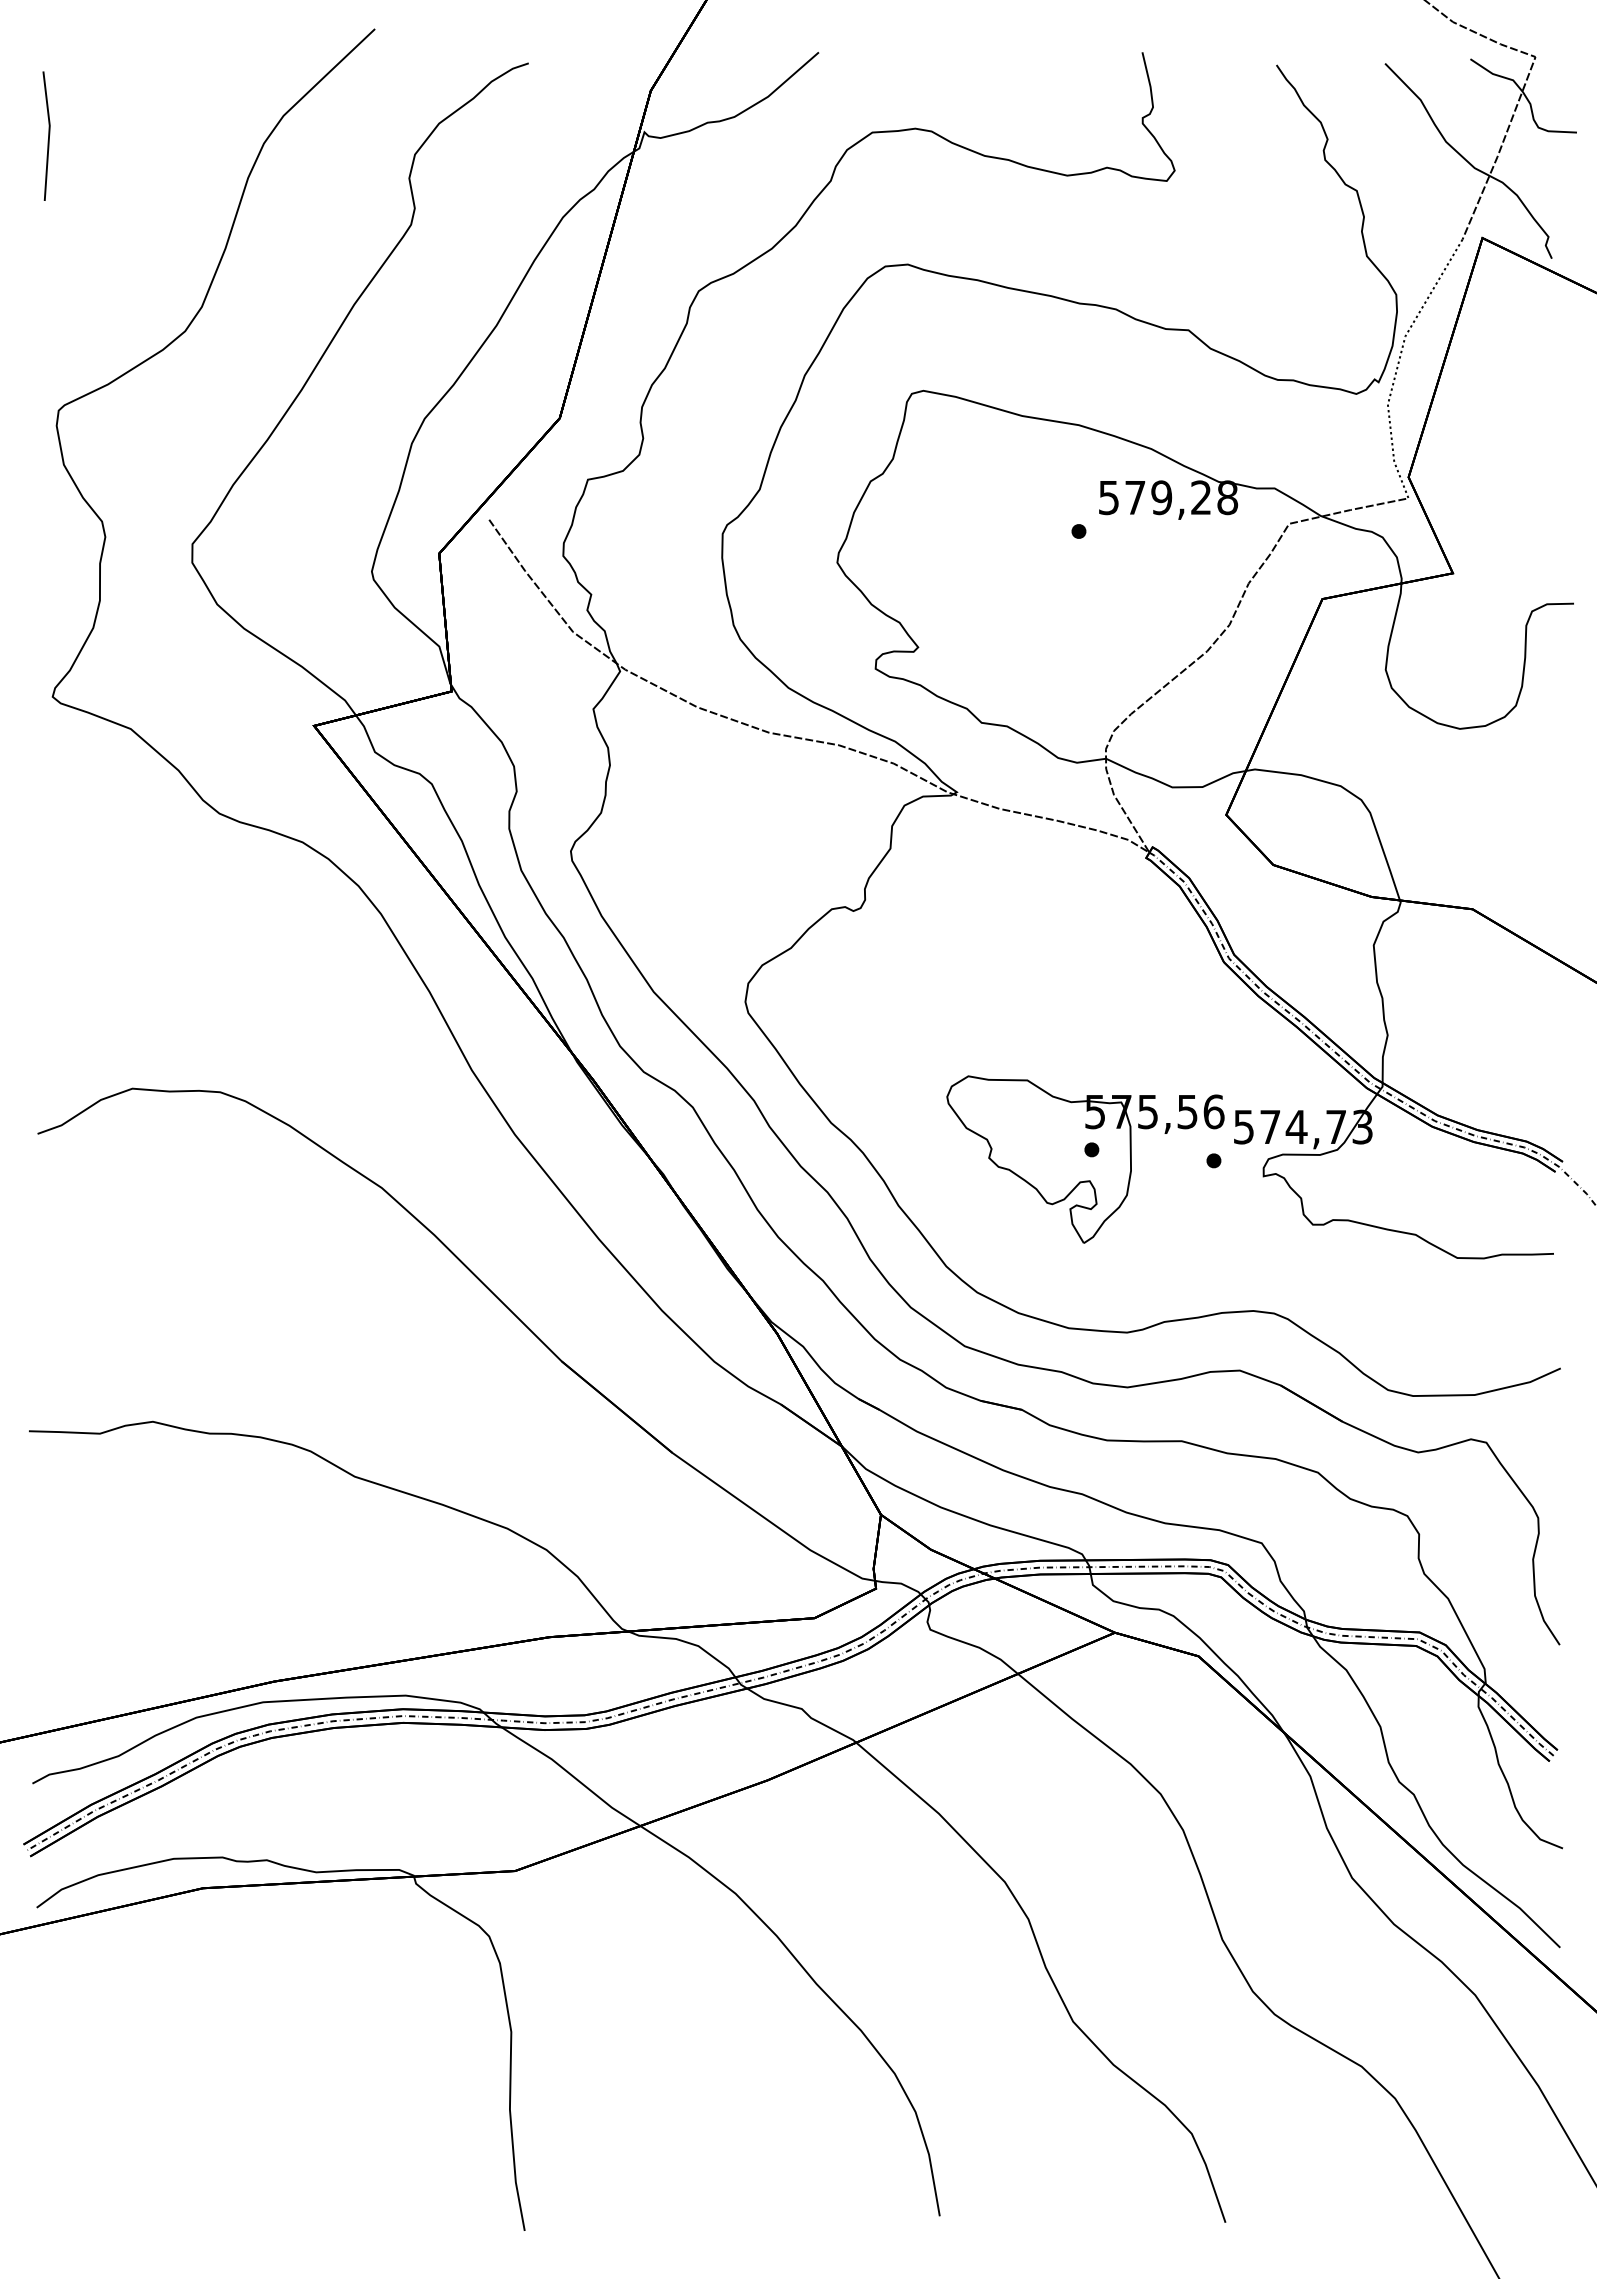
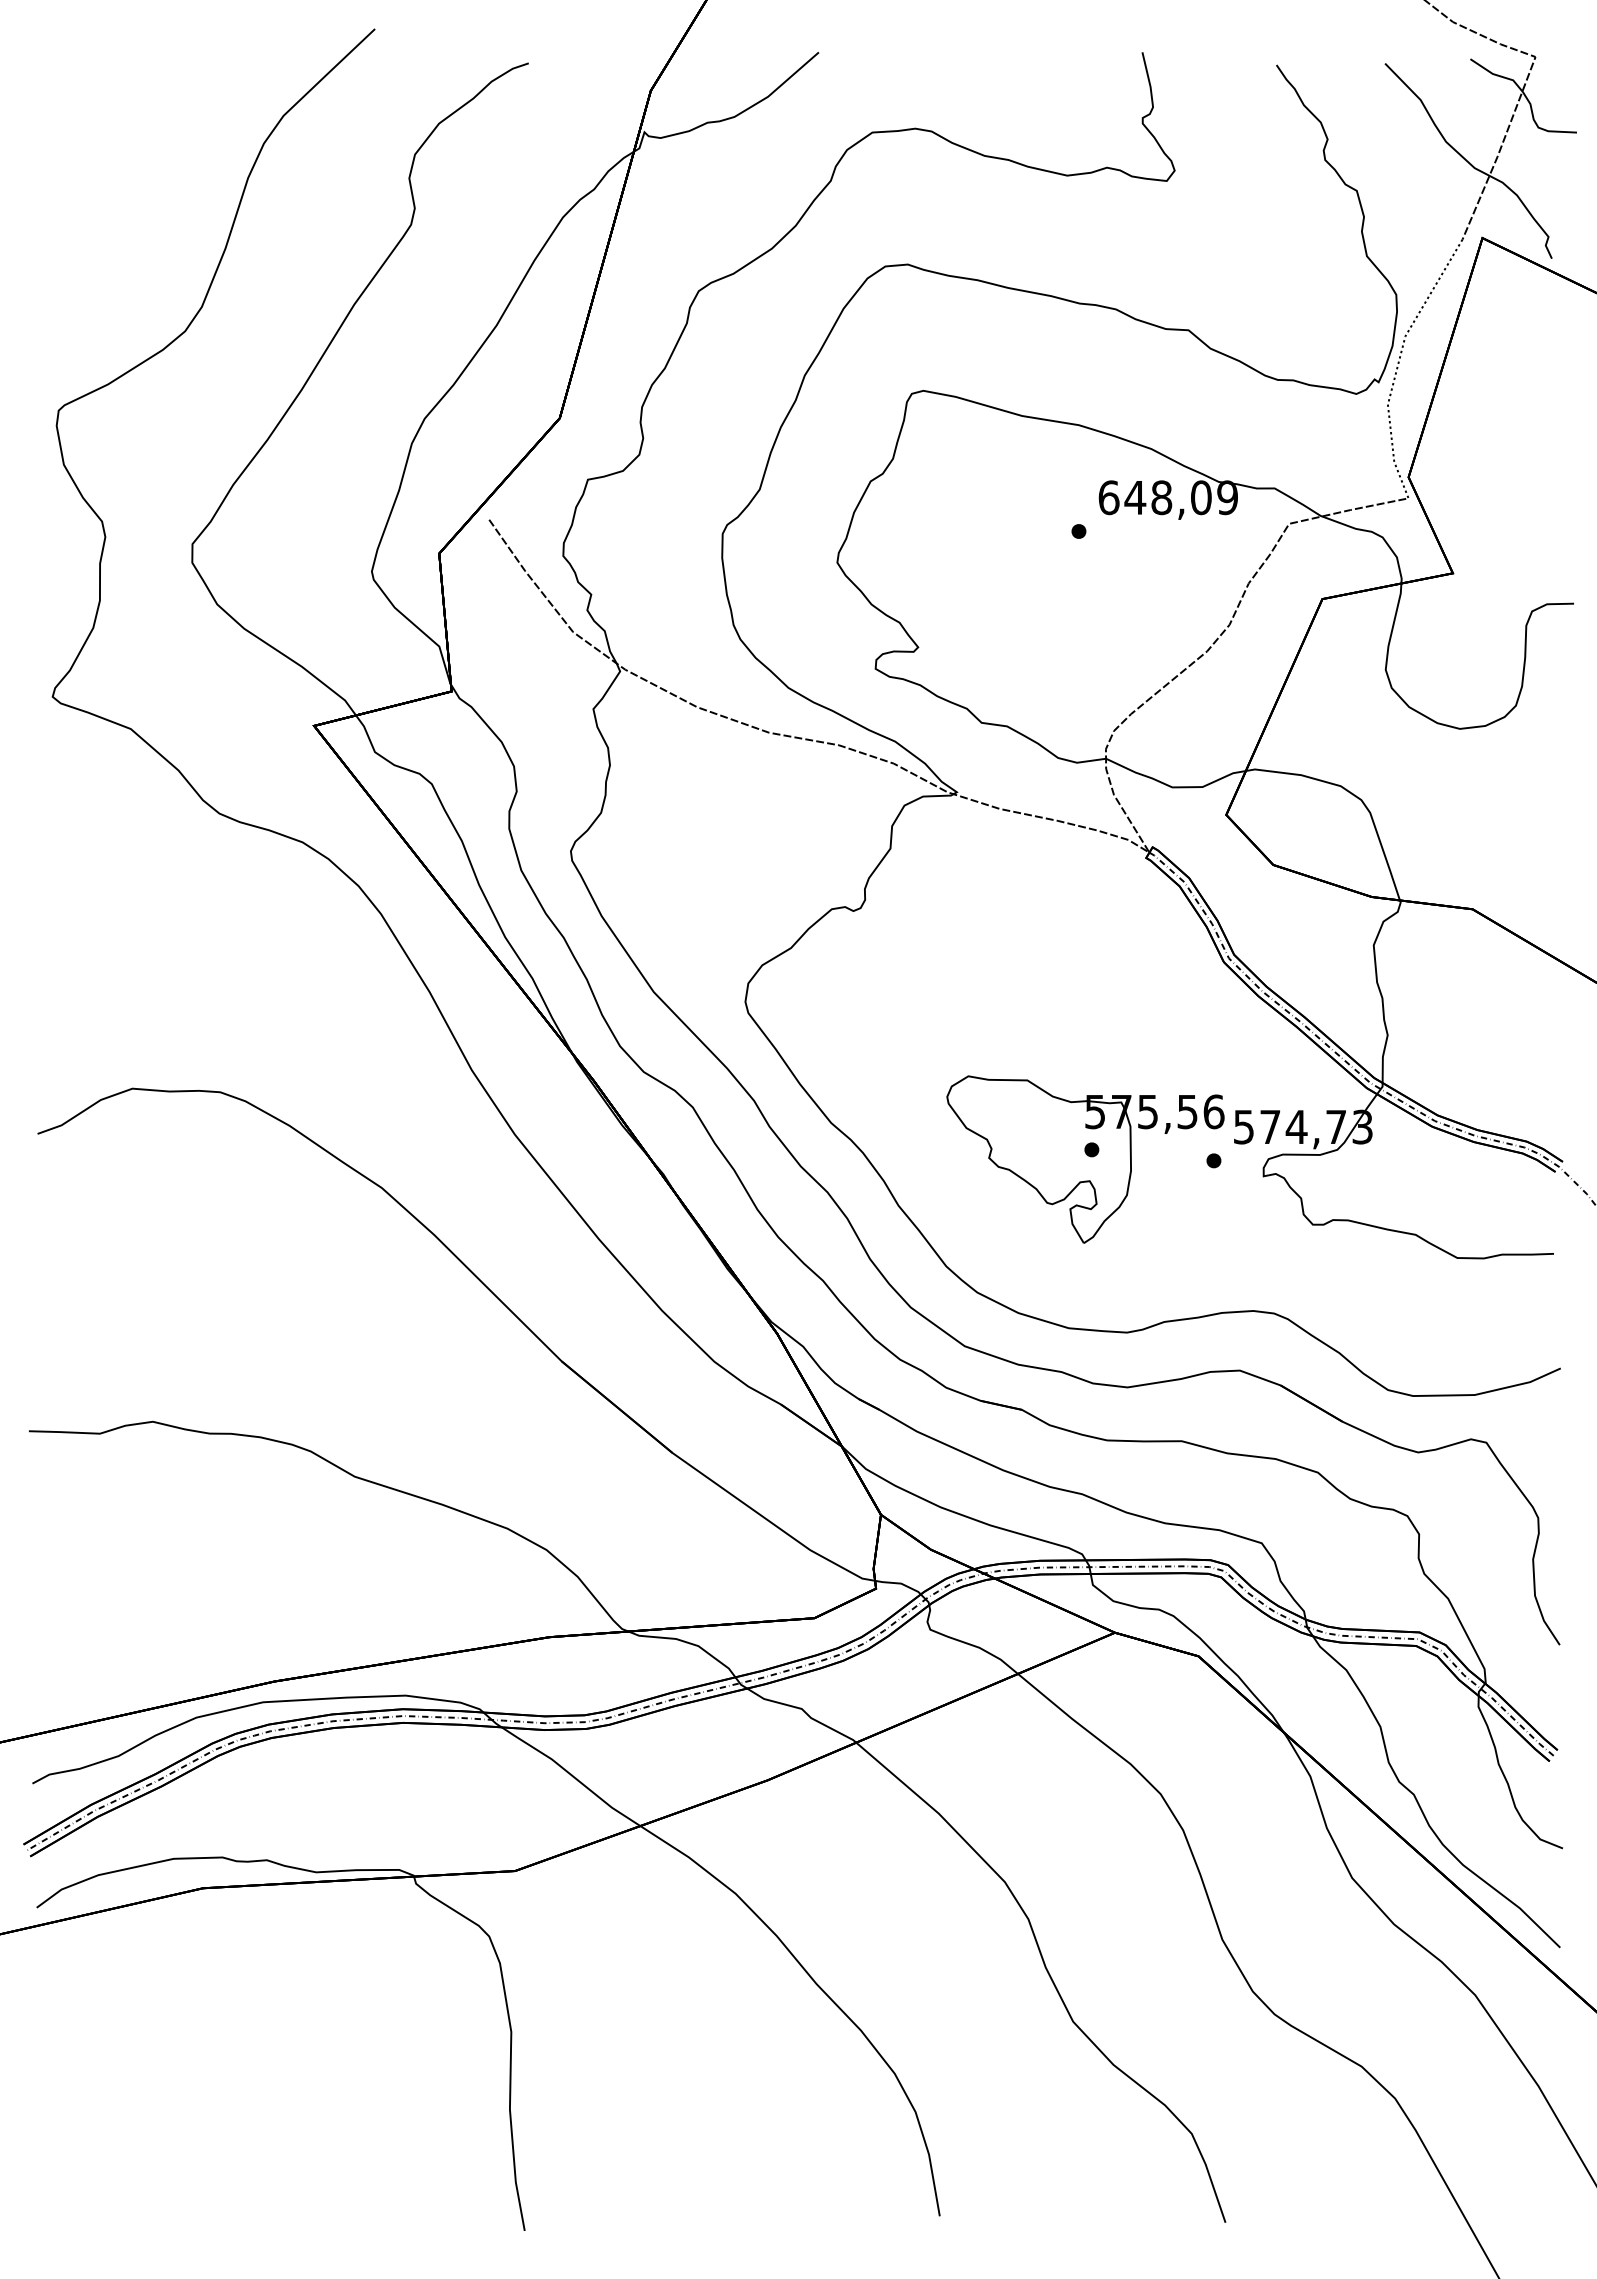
line: present -> none (48, 135)
text: 579,28 -> 648,09 (1168, 497)
